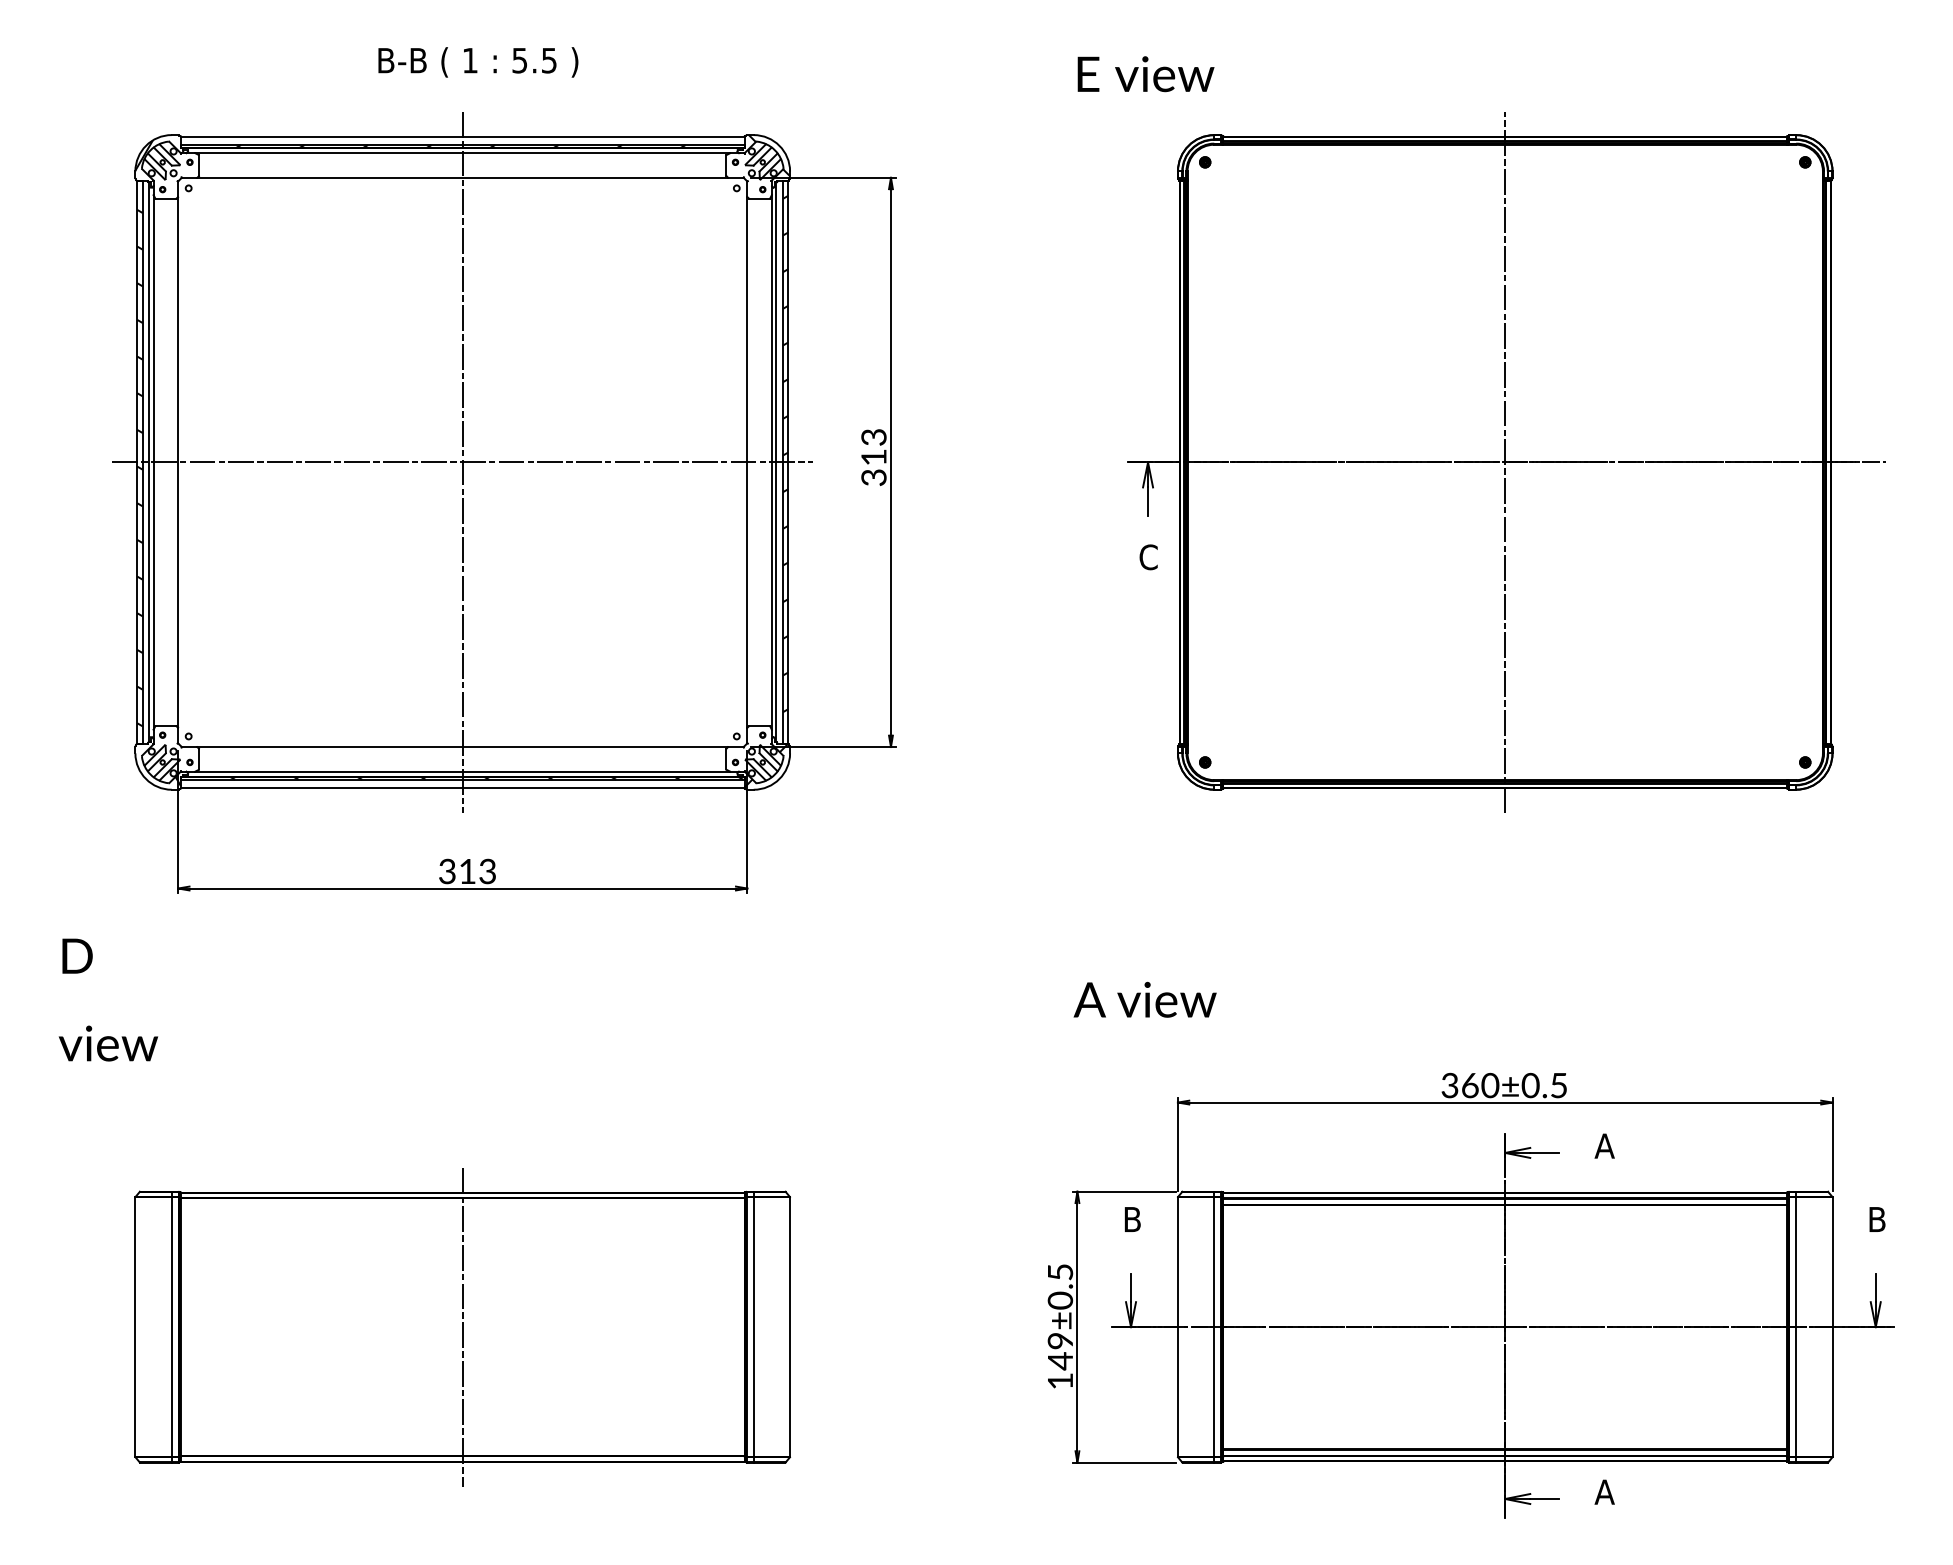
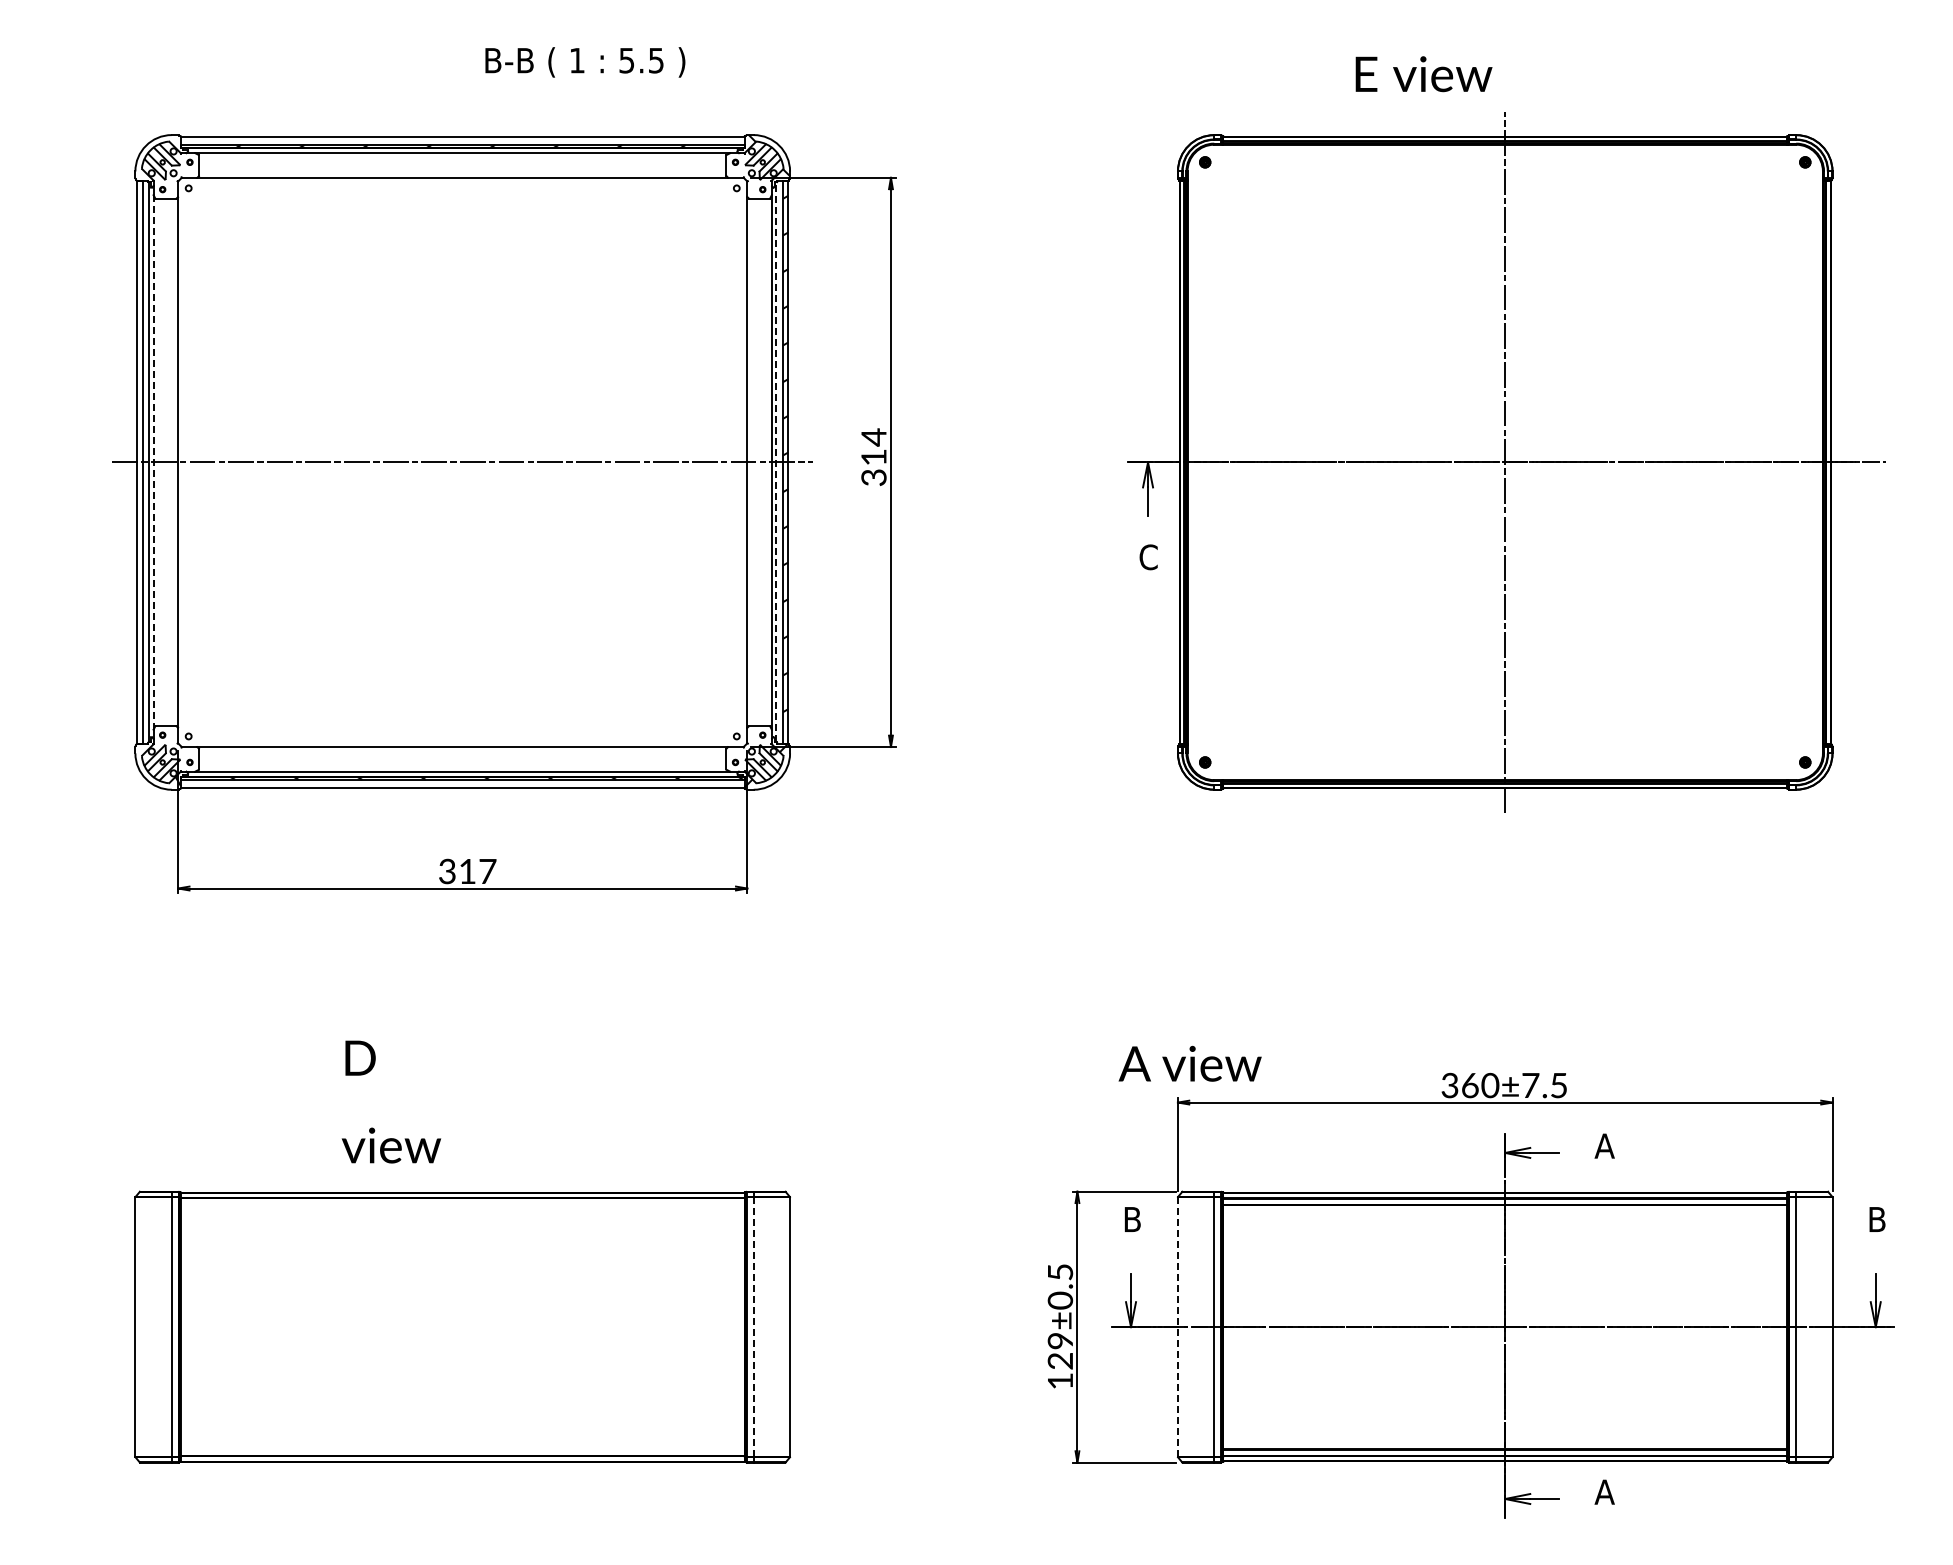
text position: (478, 62) -> (585, 62) (585, 62)
text position: (1145, 74) -> (1423, 74) (1423, 74)
hatch: present -> none (159, 155)
text: 313 -> 314 (873, 437)
line: solid -> dashed (153, 461)
line: present -> none (462, 461)
line: solid -> dashed (776, 461)
hatch: present -> none (139, 467)
text: 313 -> 317 (487, 871)
text position: (108, 999) -> (391, 1101) (391, 1101)
text position: (1144, 999) -> (1189, 1063) (1189, 1063)
text: 360±0.5 -> 360±7.5 (1530, 1085)
line: present -> none (462, 1326)
line: solid -> dashed (753, 1327)
line: solid -> dashed (1177, 1327)
text: 149±0.5 -> 129±0.5 (1059, 1361)
